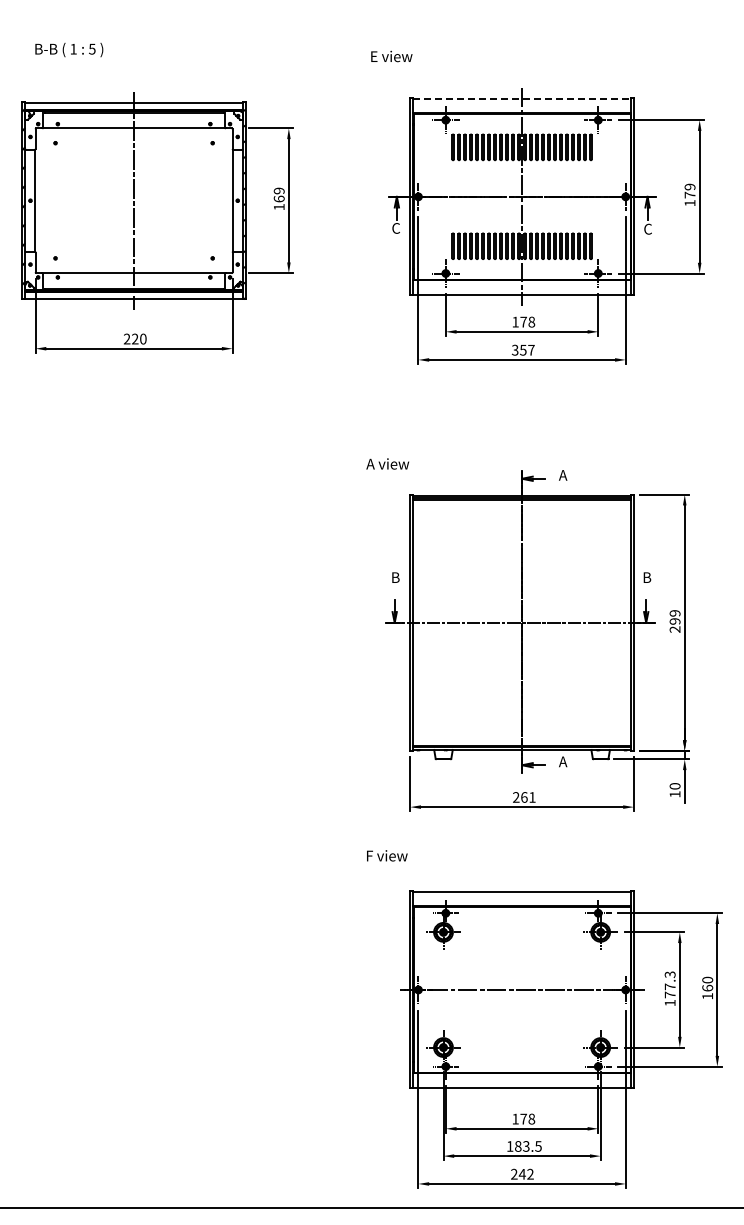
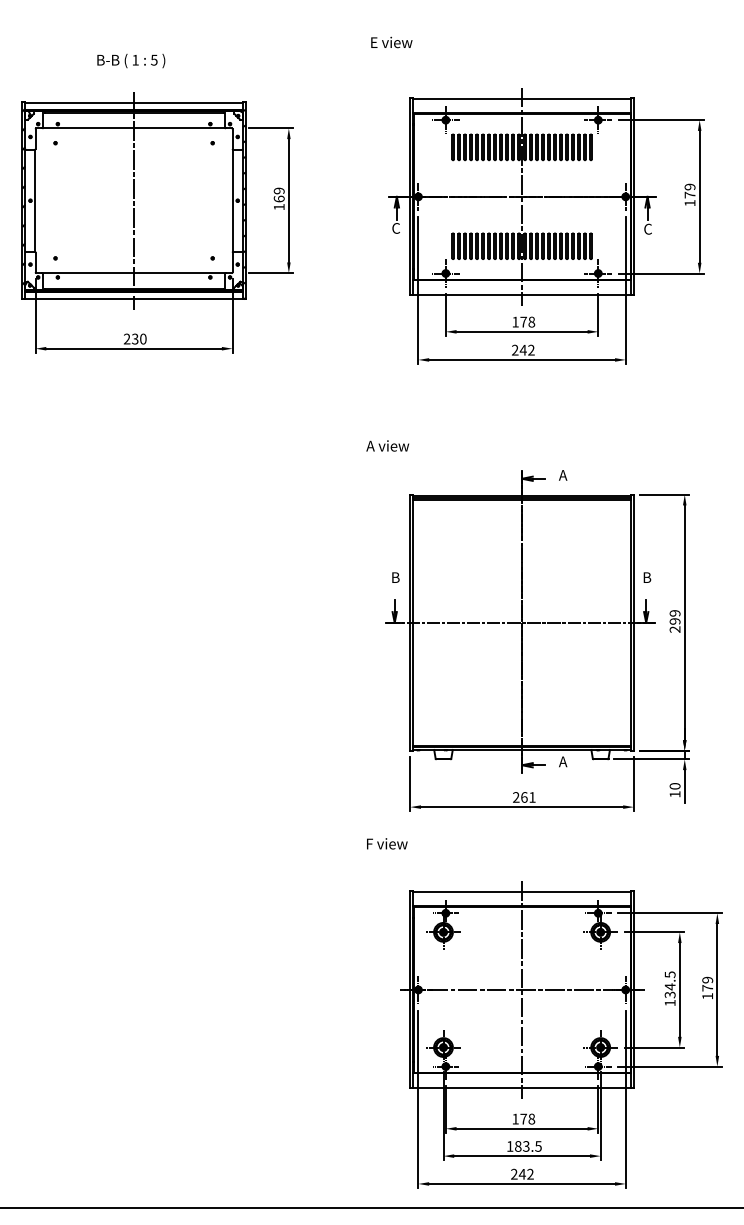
text position: (69, 50) -> (131, 61) (131, 61)
text position: (391, 56) -> (391, 42) (391, 42)
line: dashed -> solid (522, 98)
text: 220 -> 230 (135, 339)
text: 357 -> 242 (522, 349)
text position: (387, 463) -> (387, 445) (387, 445)
text position: (387, 855) -> (387, 843) (387, 843)
text: 160 -> 179 (707, 983)
text: 177.3 -> 134.5 (669, 984)
line: none -> present (522, 989)
